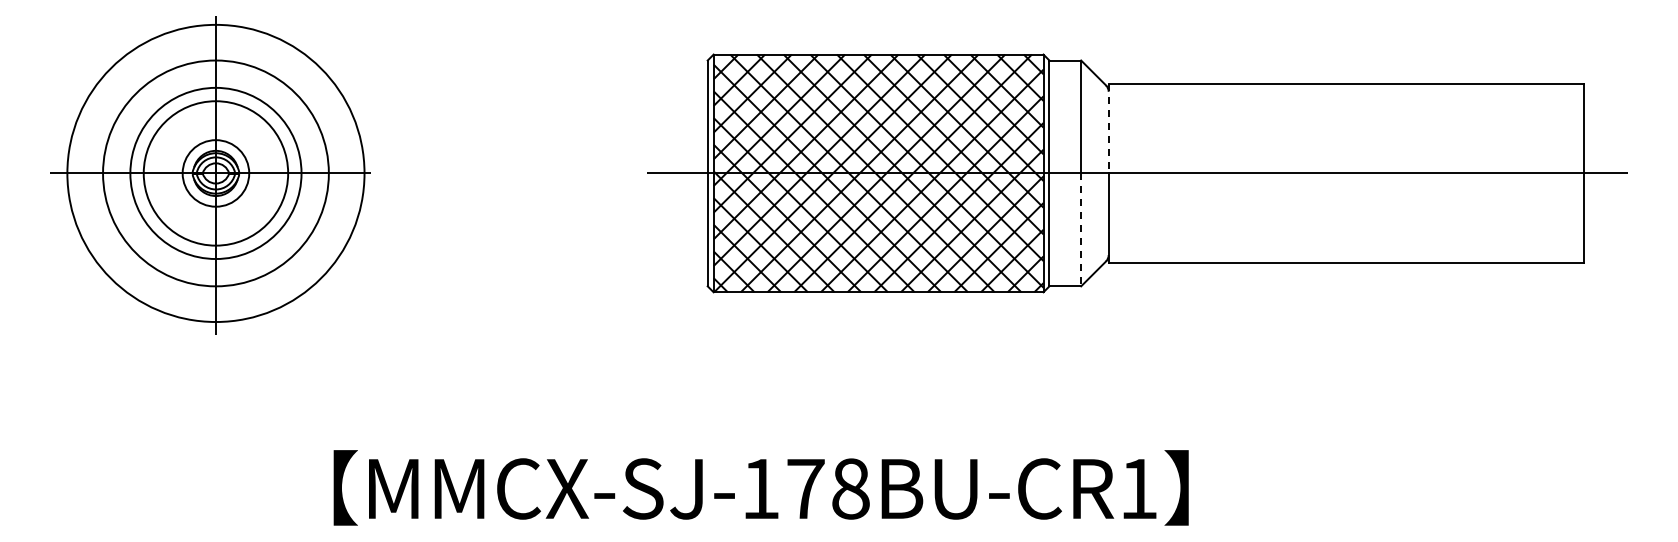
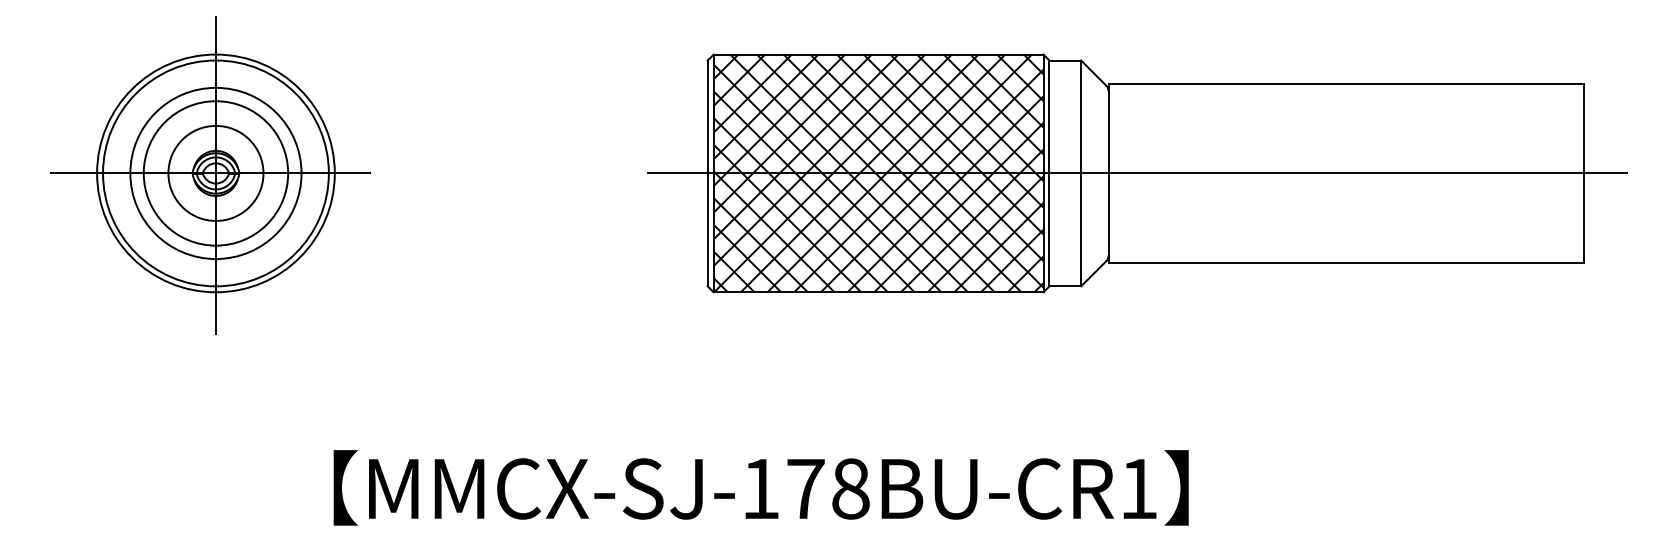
line: dashed -> solid (1108, 128)
circle diameter: 297 px -> 238 px (215, 173)
circle diameter: 67 px -> 95 px (215, 172)
line: dashed -> solid (1081, 230)
